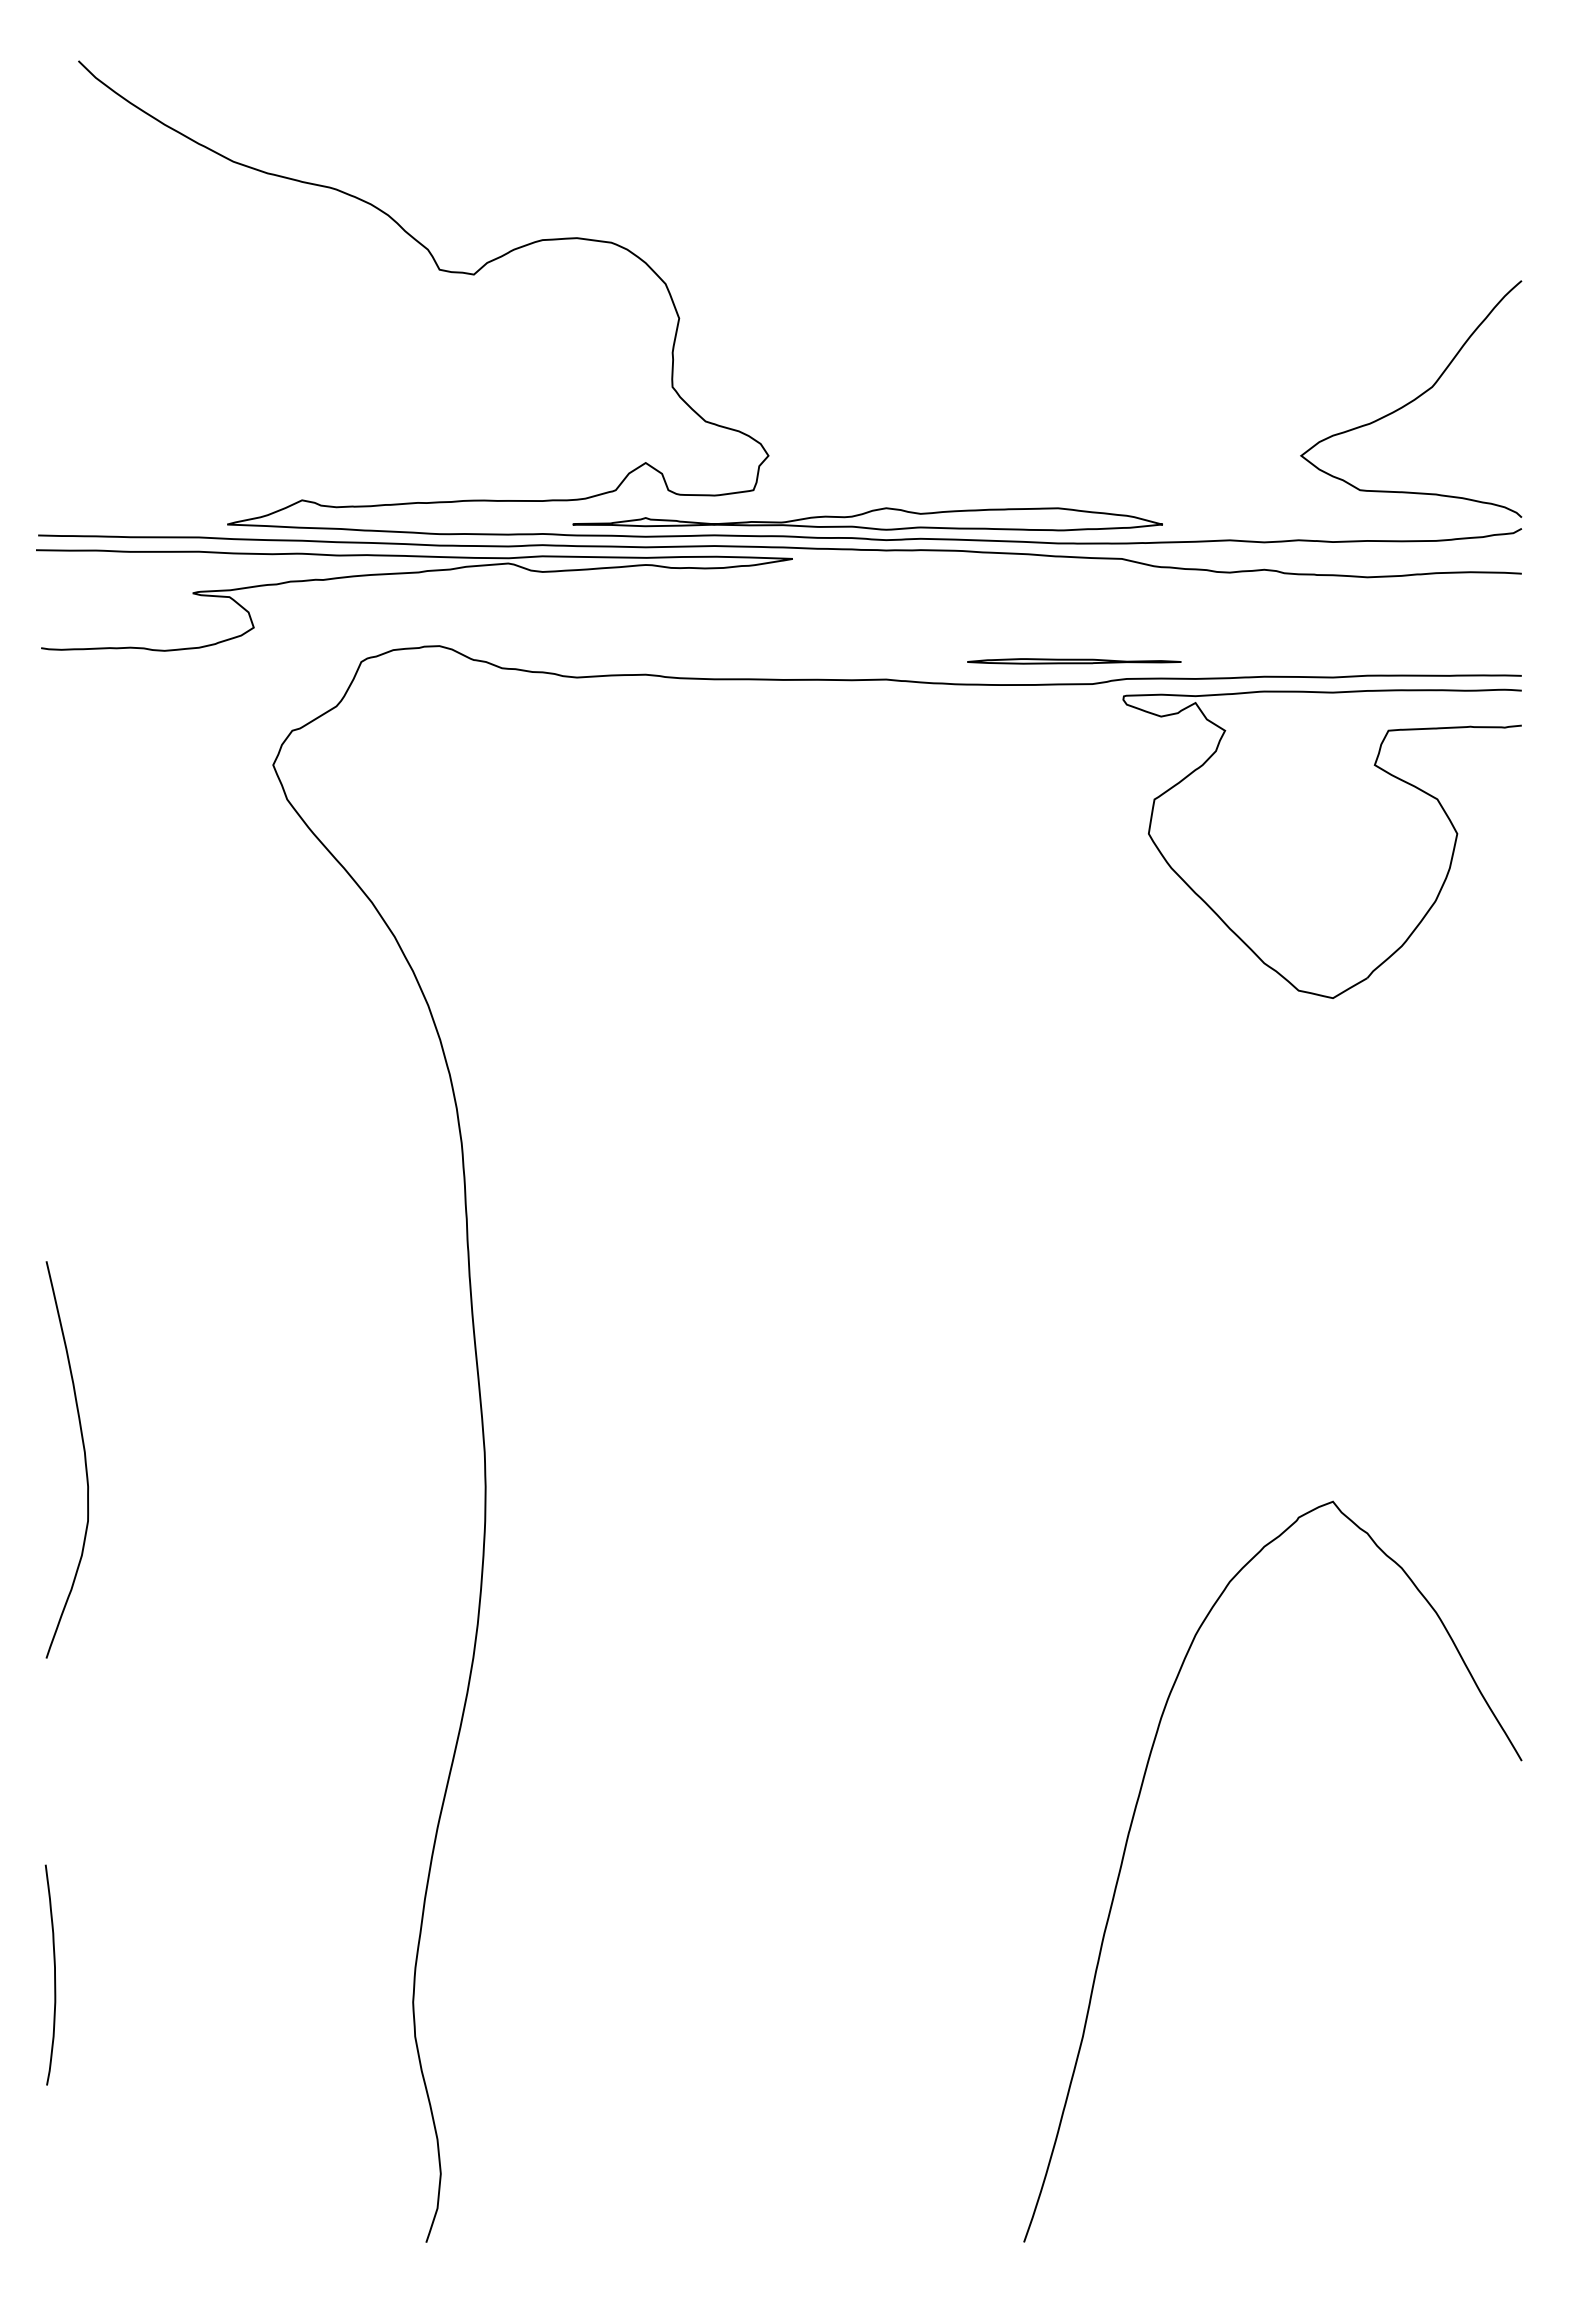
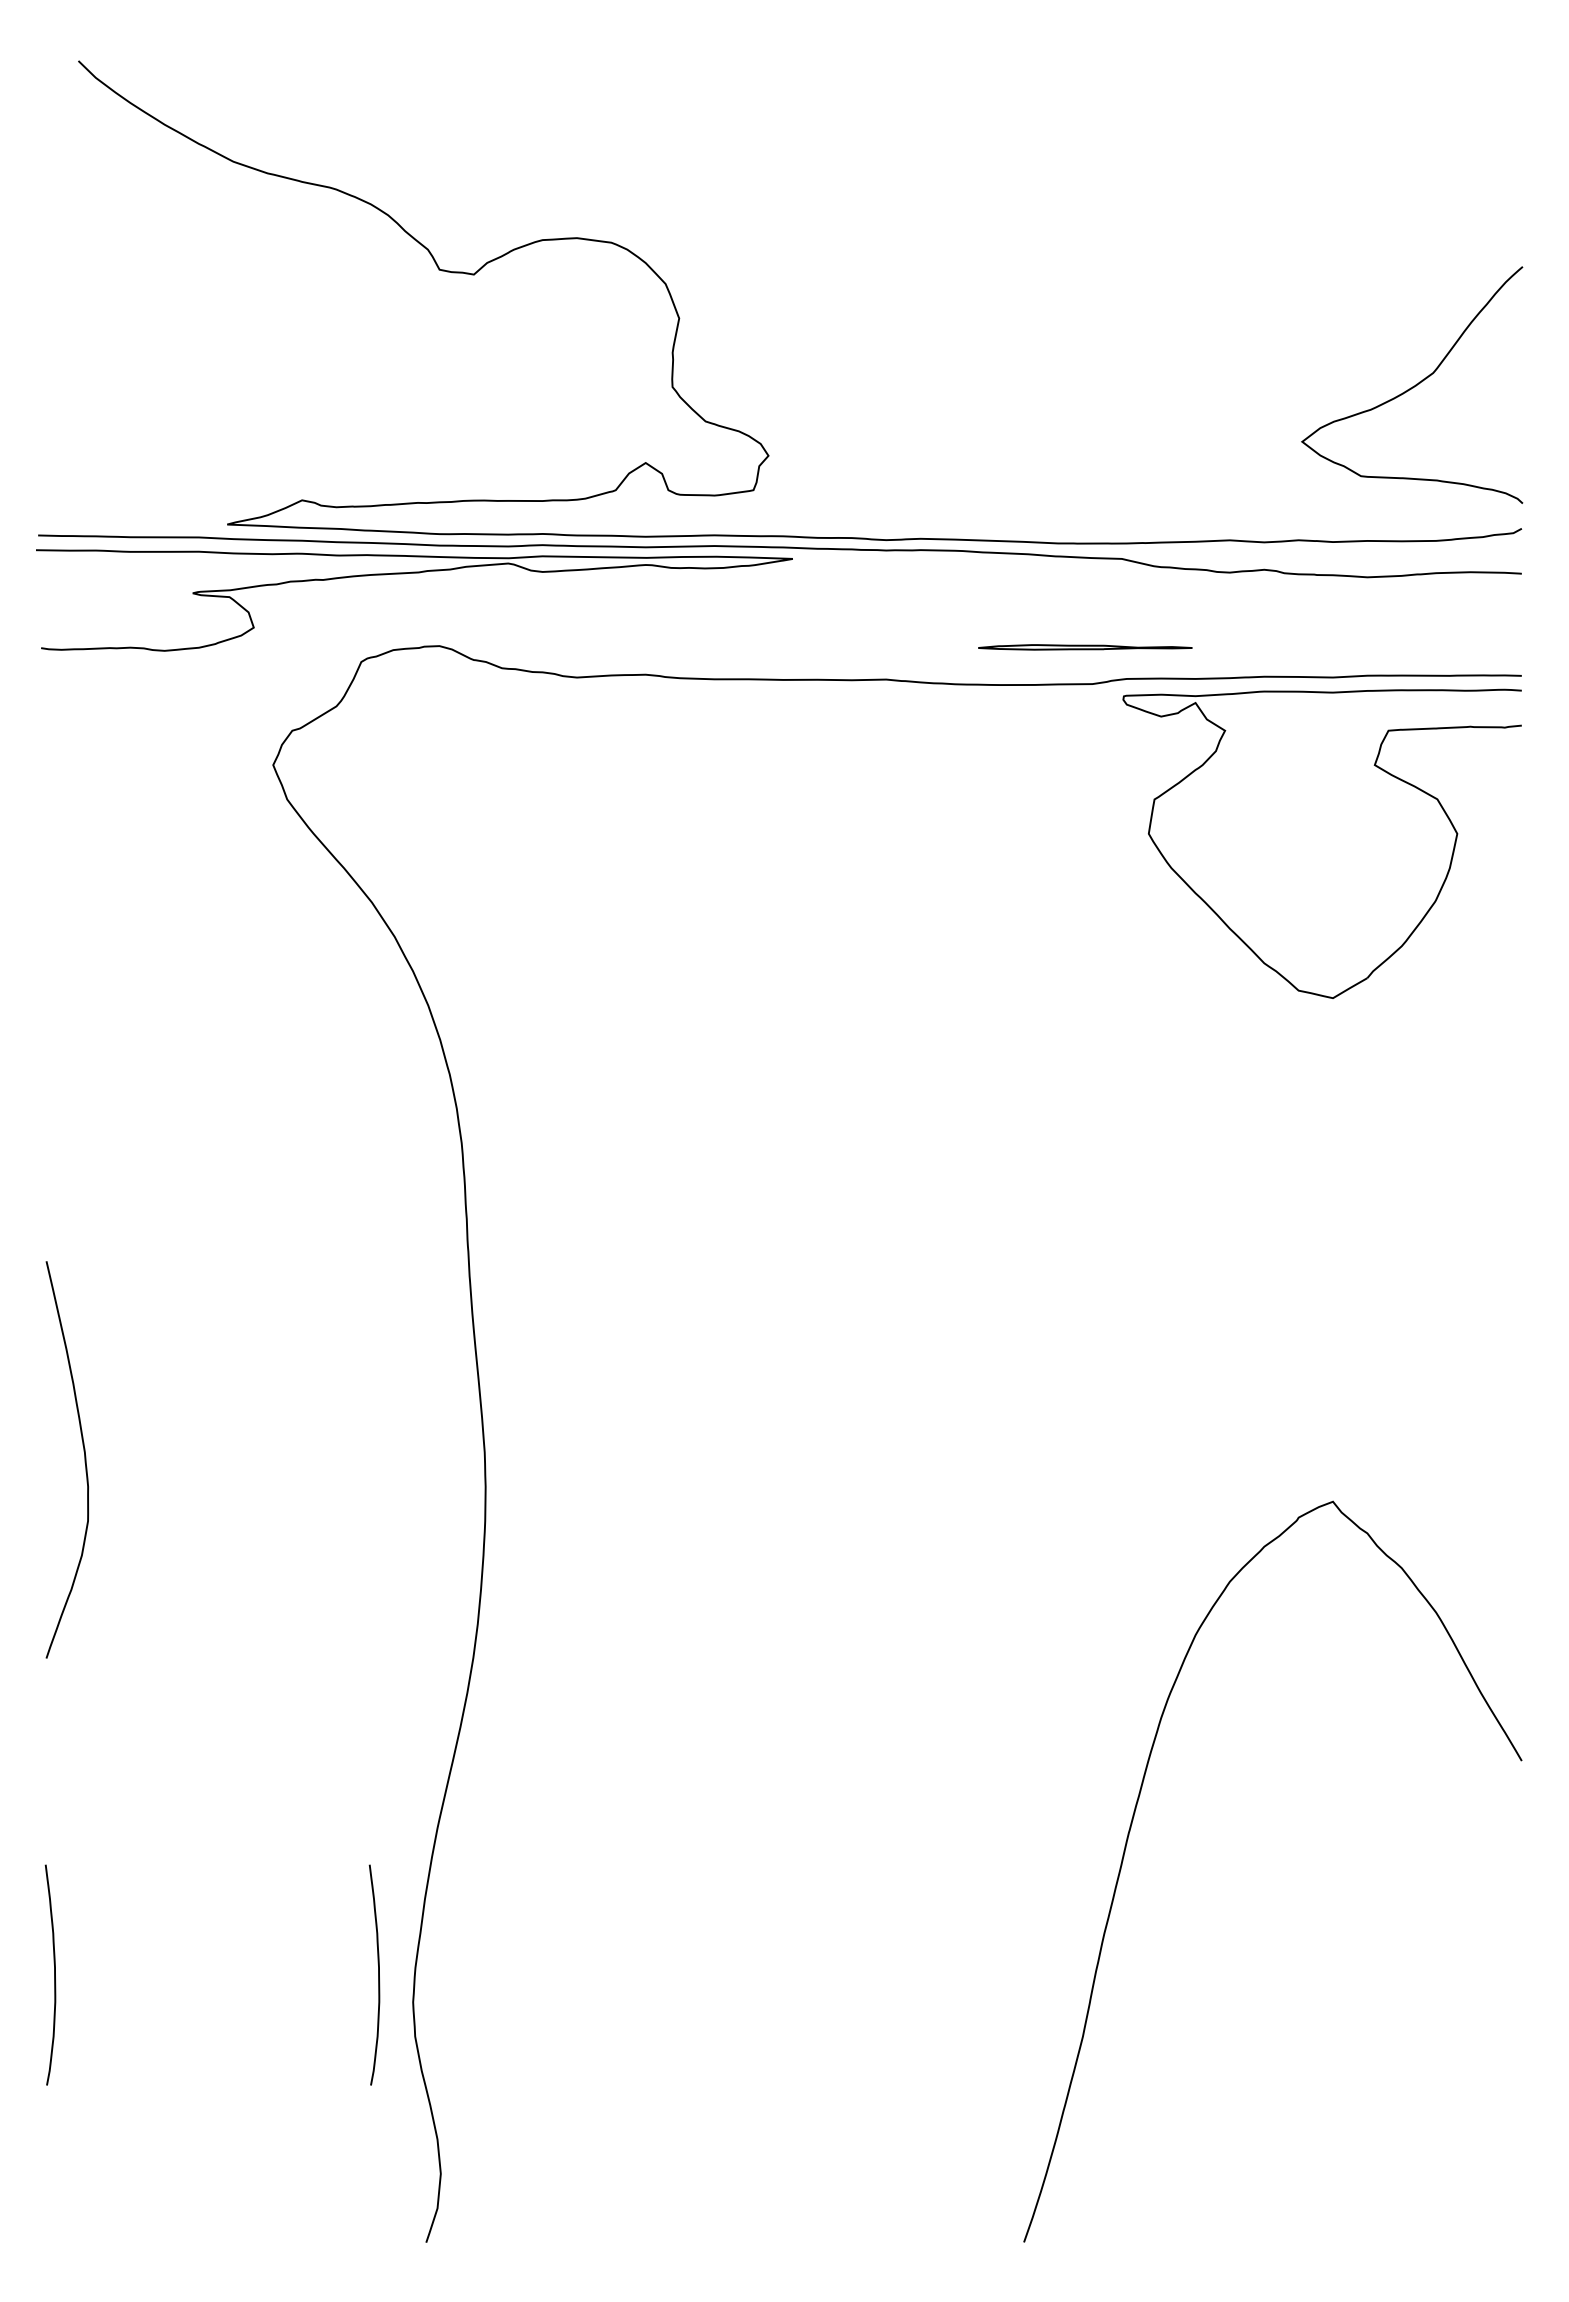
curve position: (1411, 400) -> (1412, 386) (1412, 386)
part: present -> none (867, 519)
part position: (1074, 661) -> (1085, 647) (1085, 647)
curve: none -> present (378, 1974)
